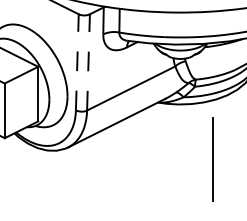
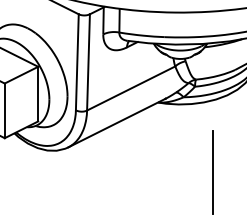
line: dashed -> solid (77, 61)
line: dashed -> solid (88, 61)
line position: (212, 159) -> (212, 172) (212, 172)
